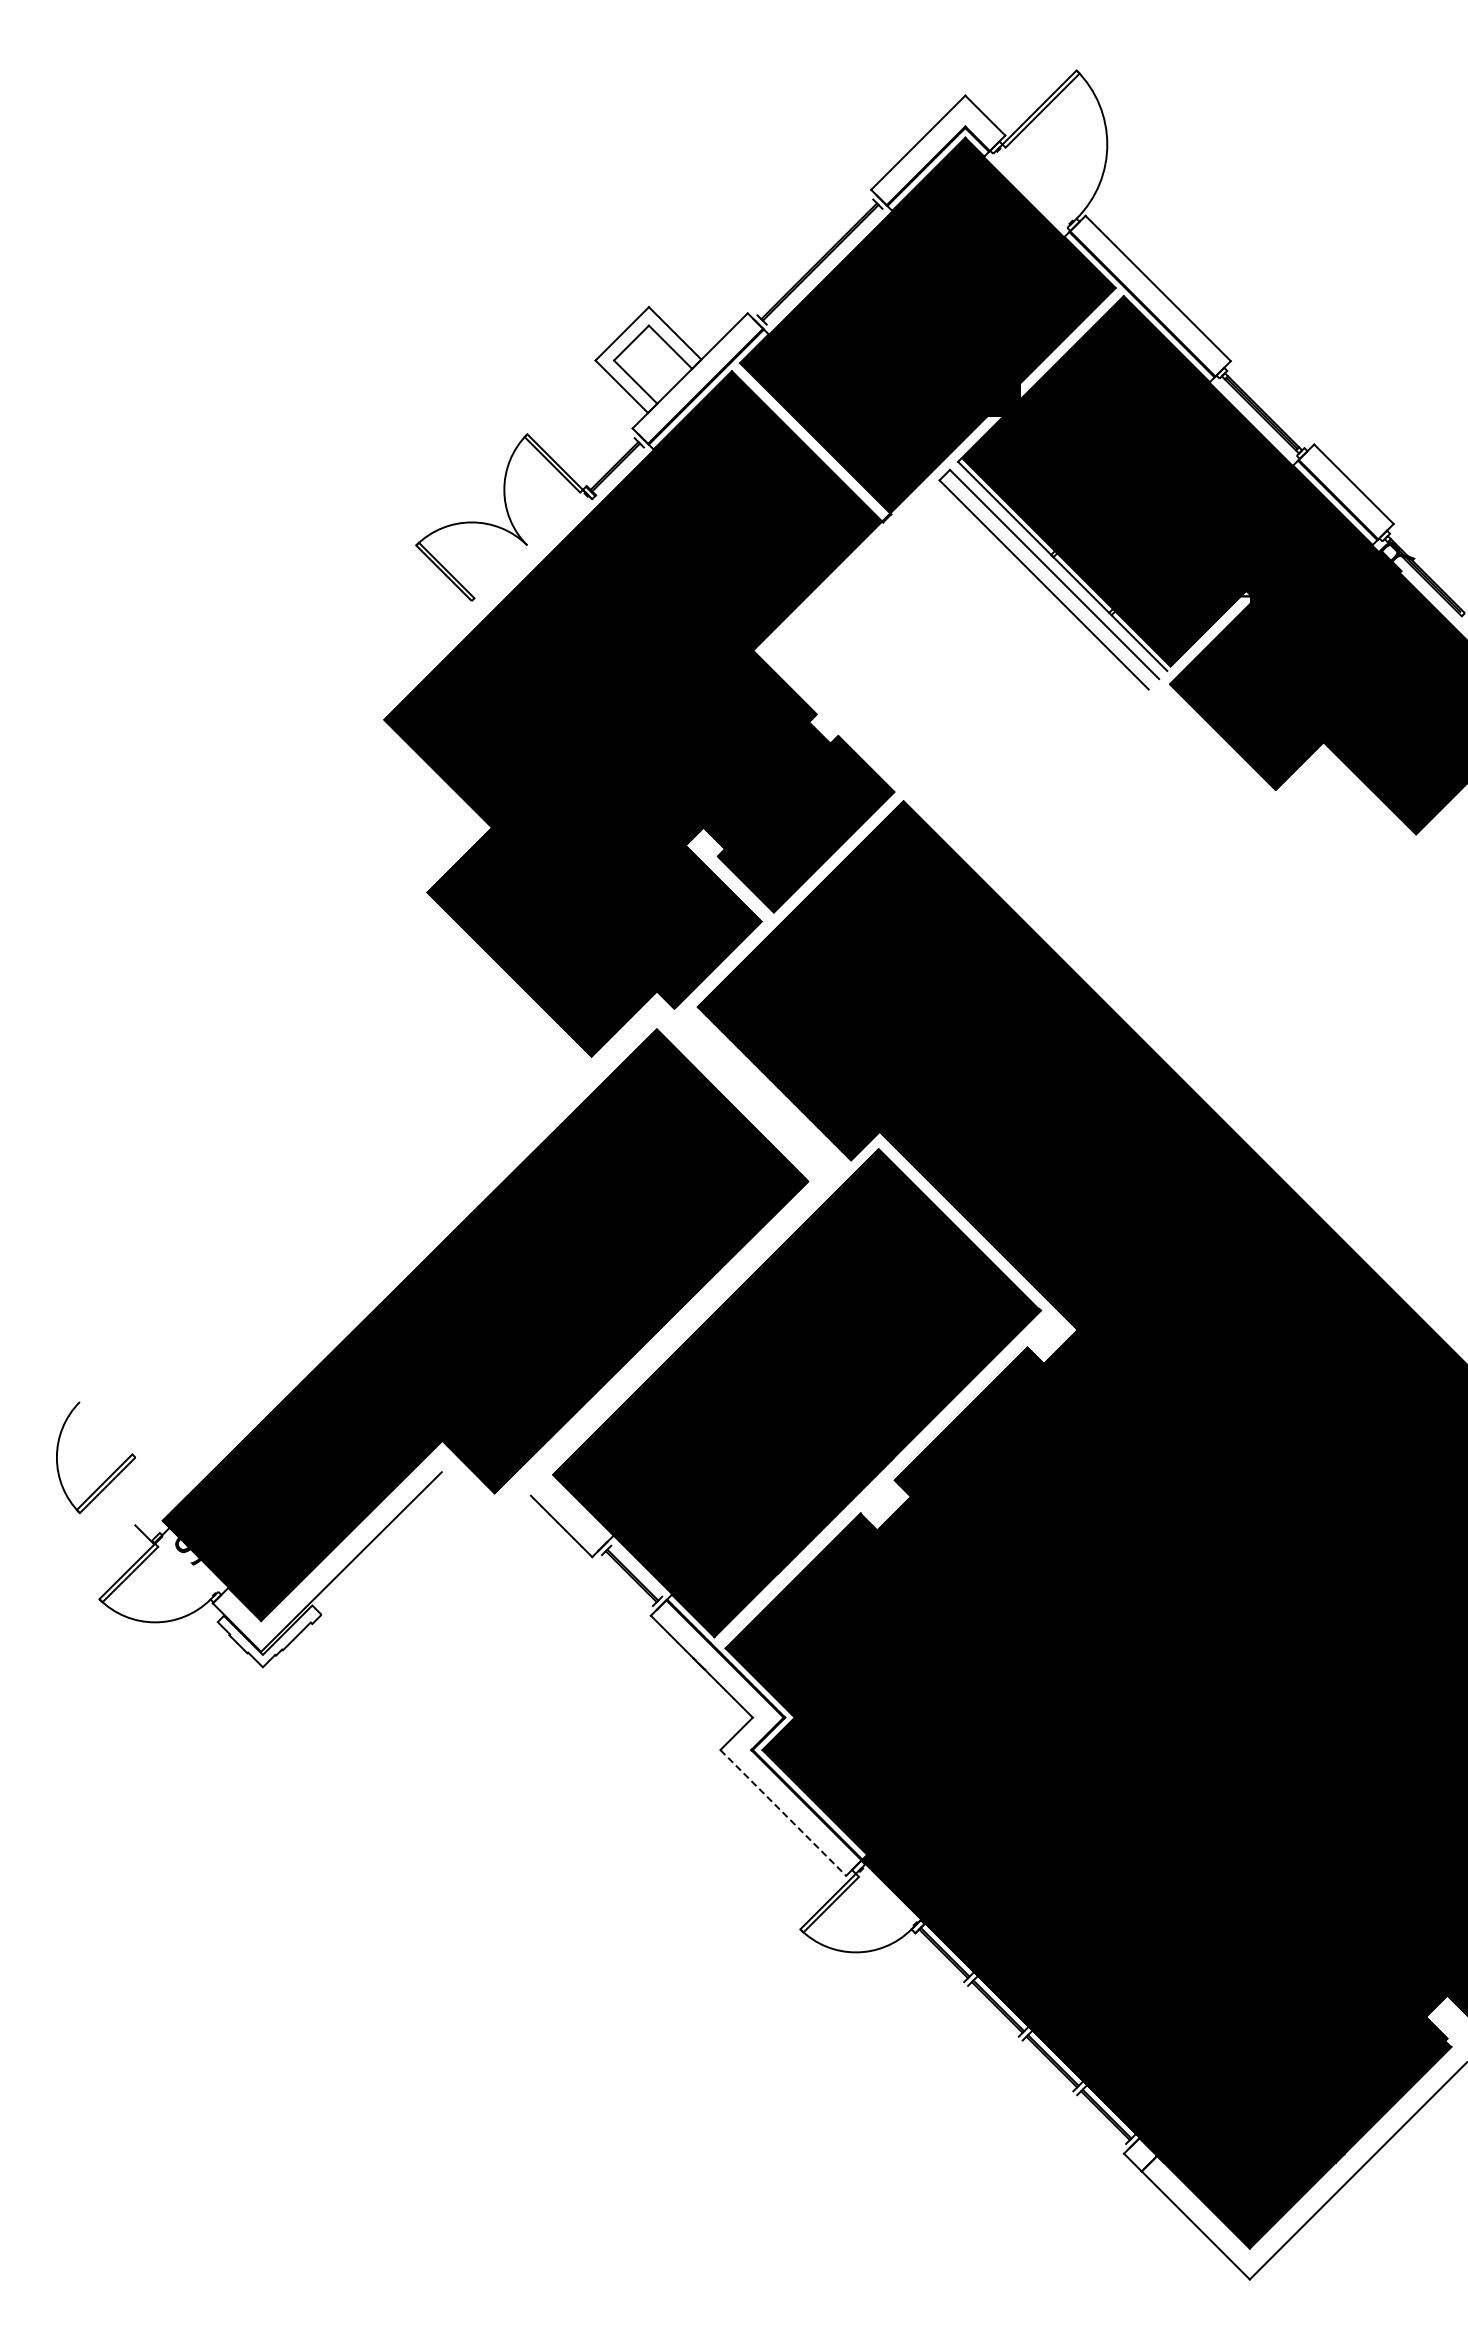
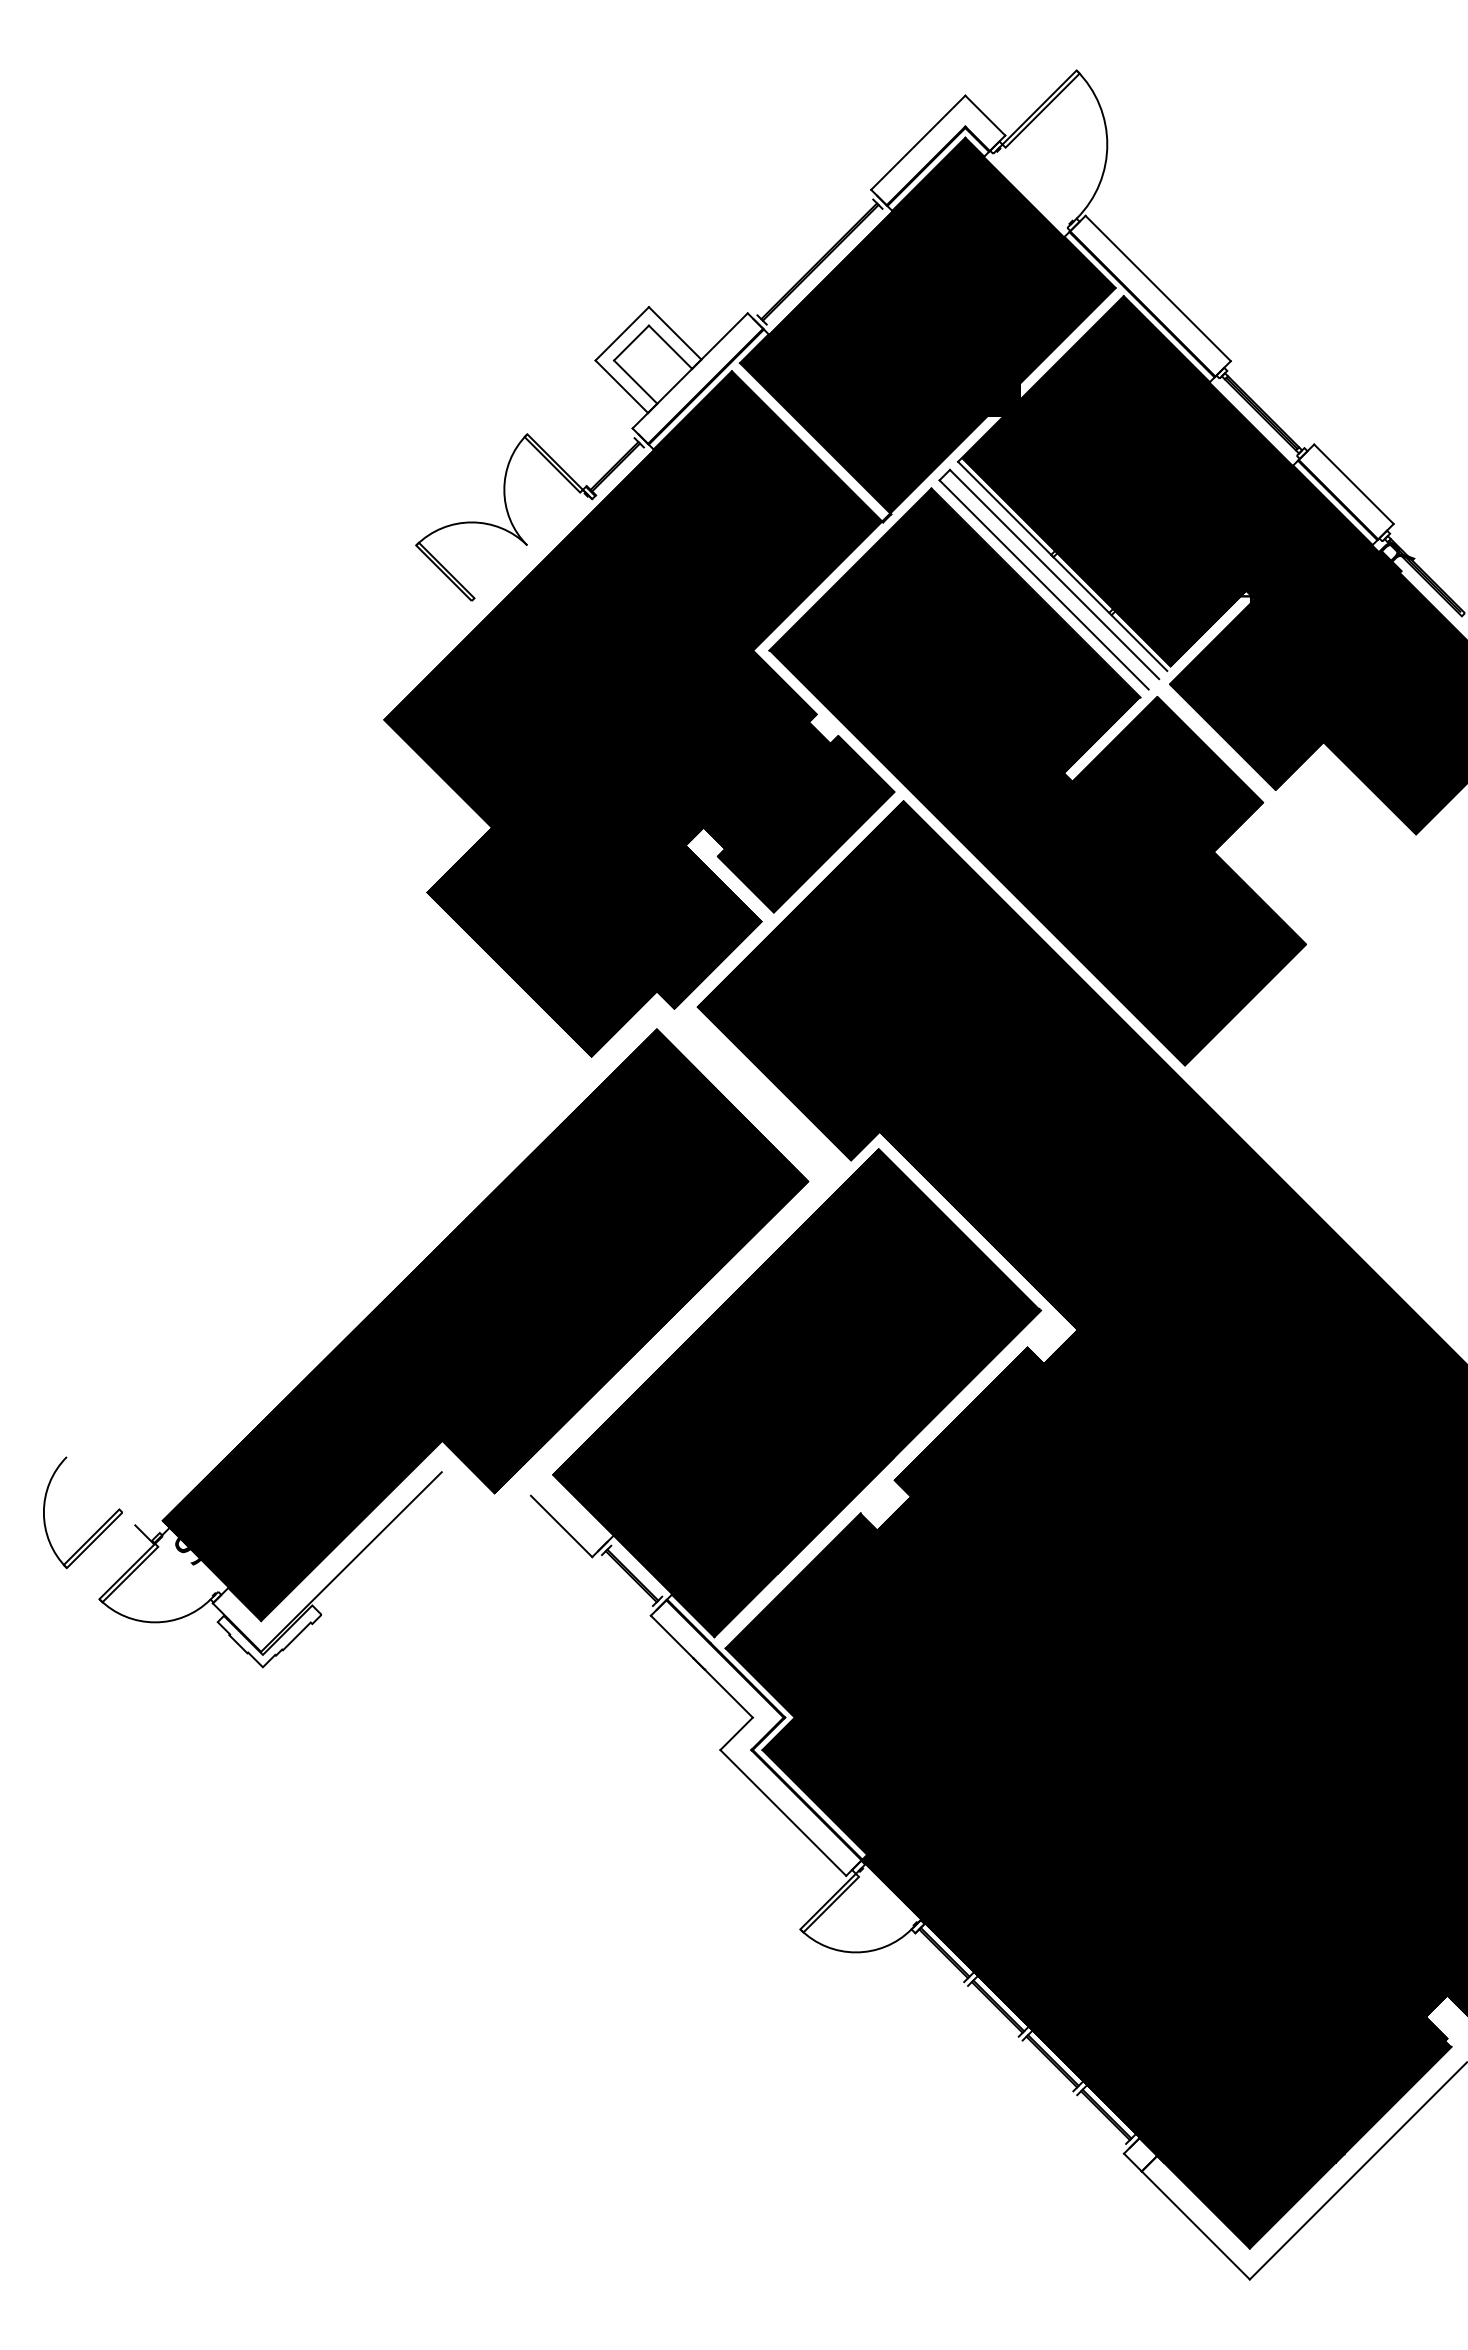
part: none -> present (1037, 776)
part position: (111, 1473) -> (98, 1528) (98, 1528)
line: dashed -> solid (783, 1812)
